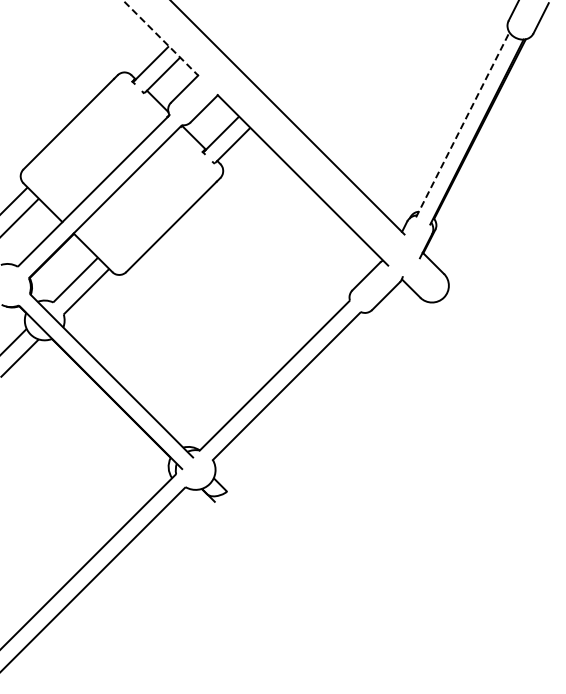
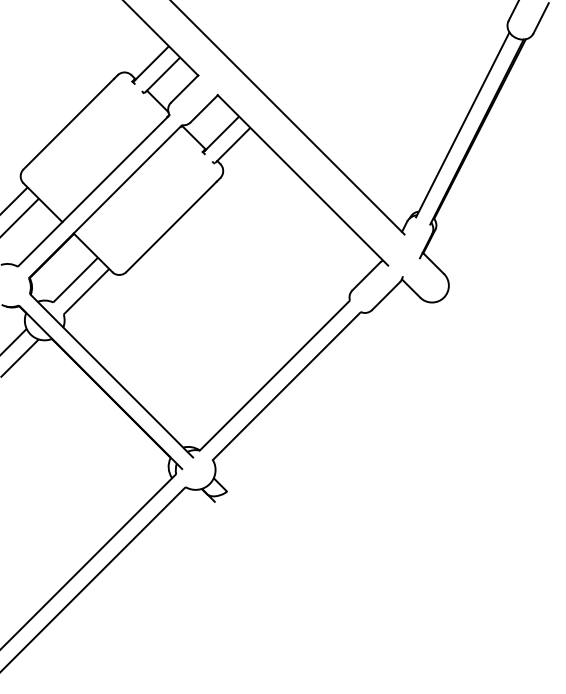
line: dashed -> solid (160, 38)
line: dashed -> solid (462, 124)
